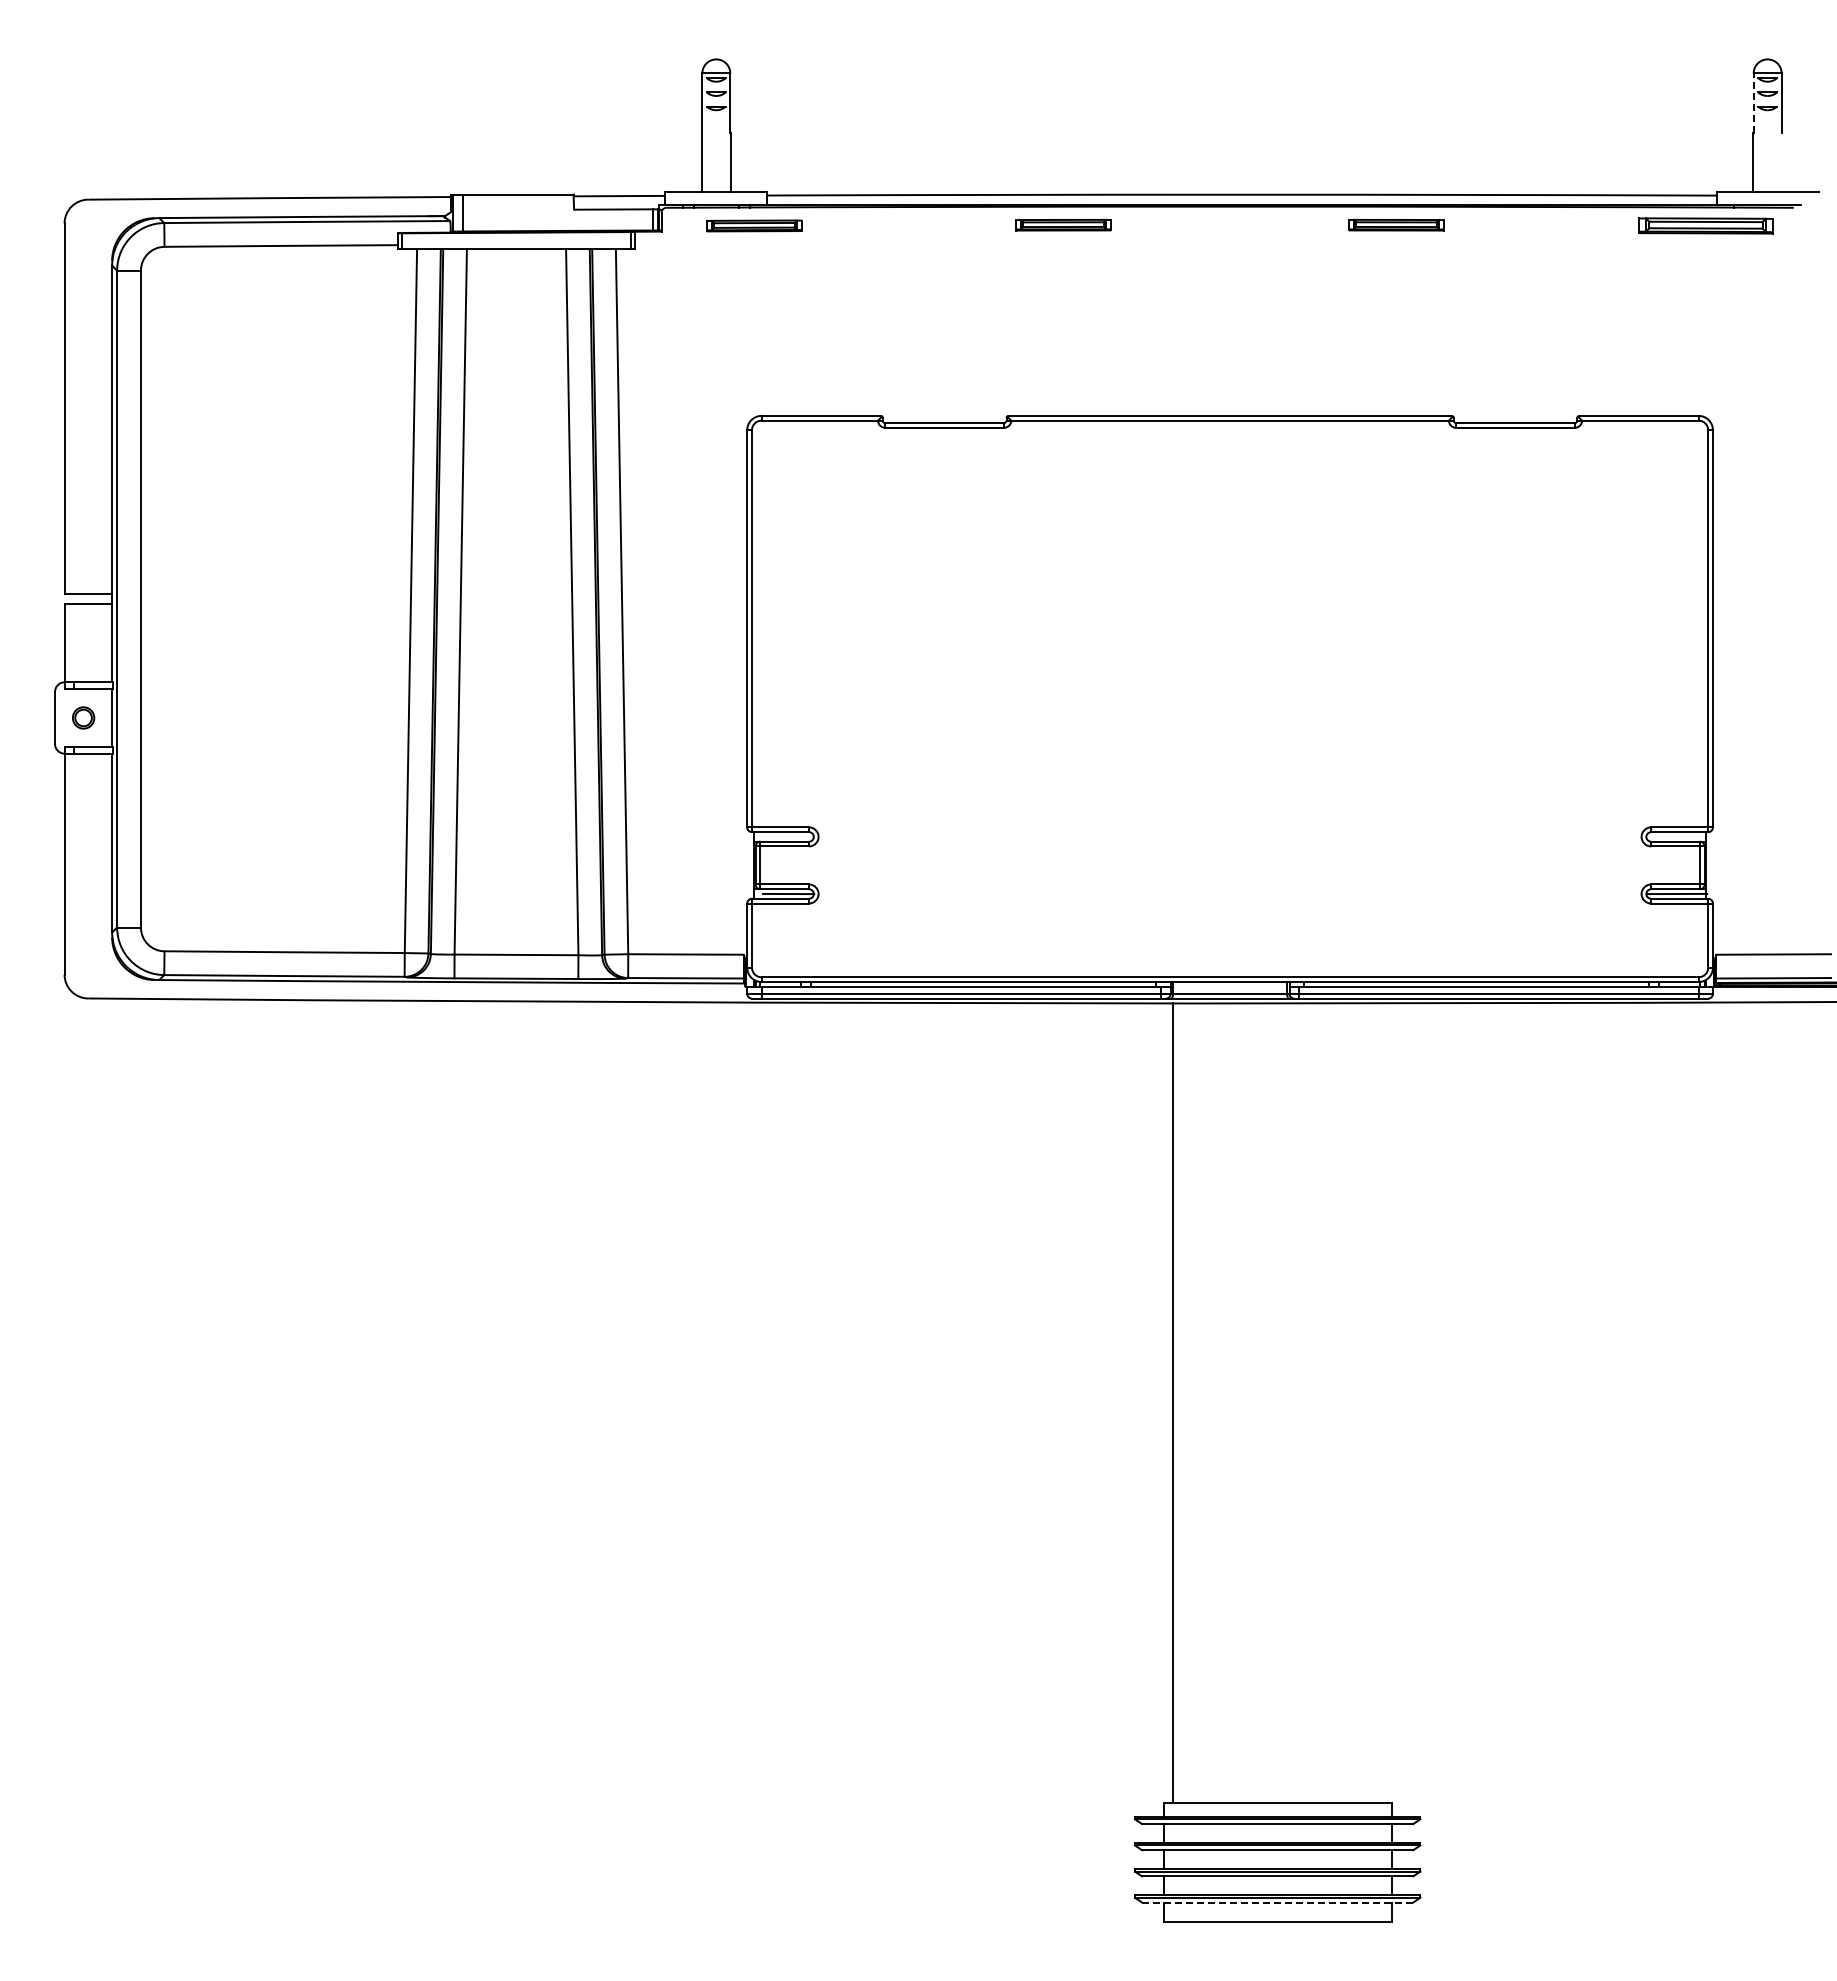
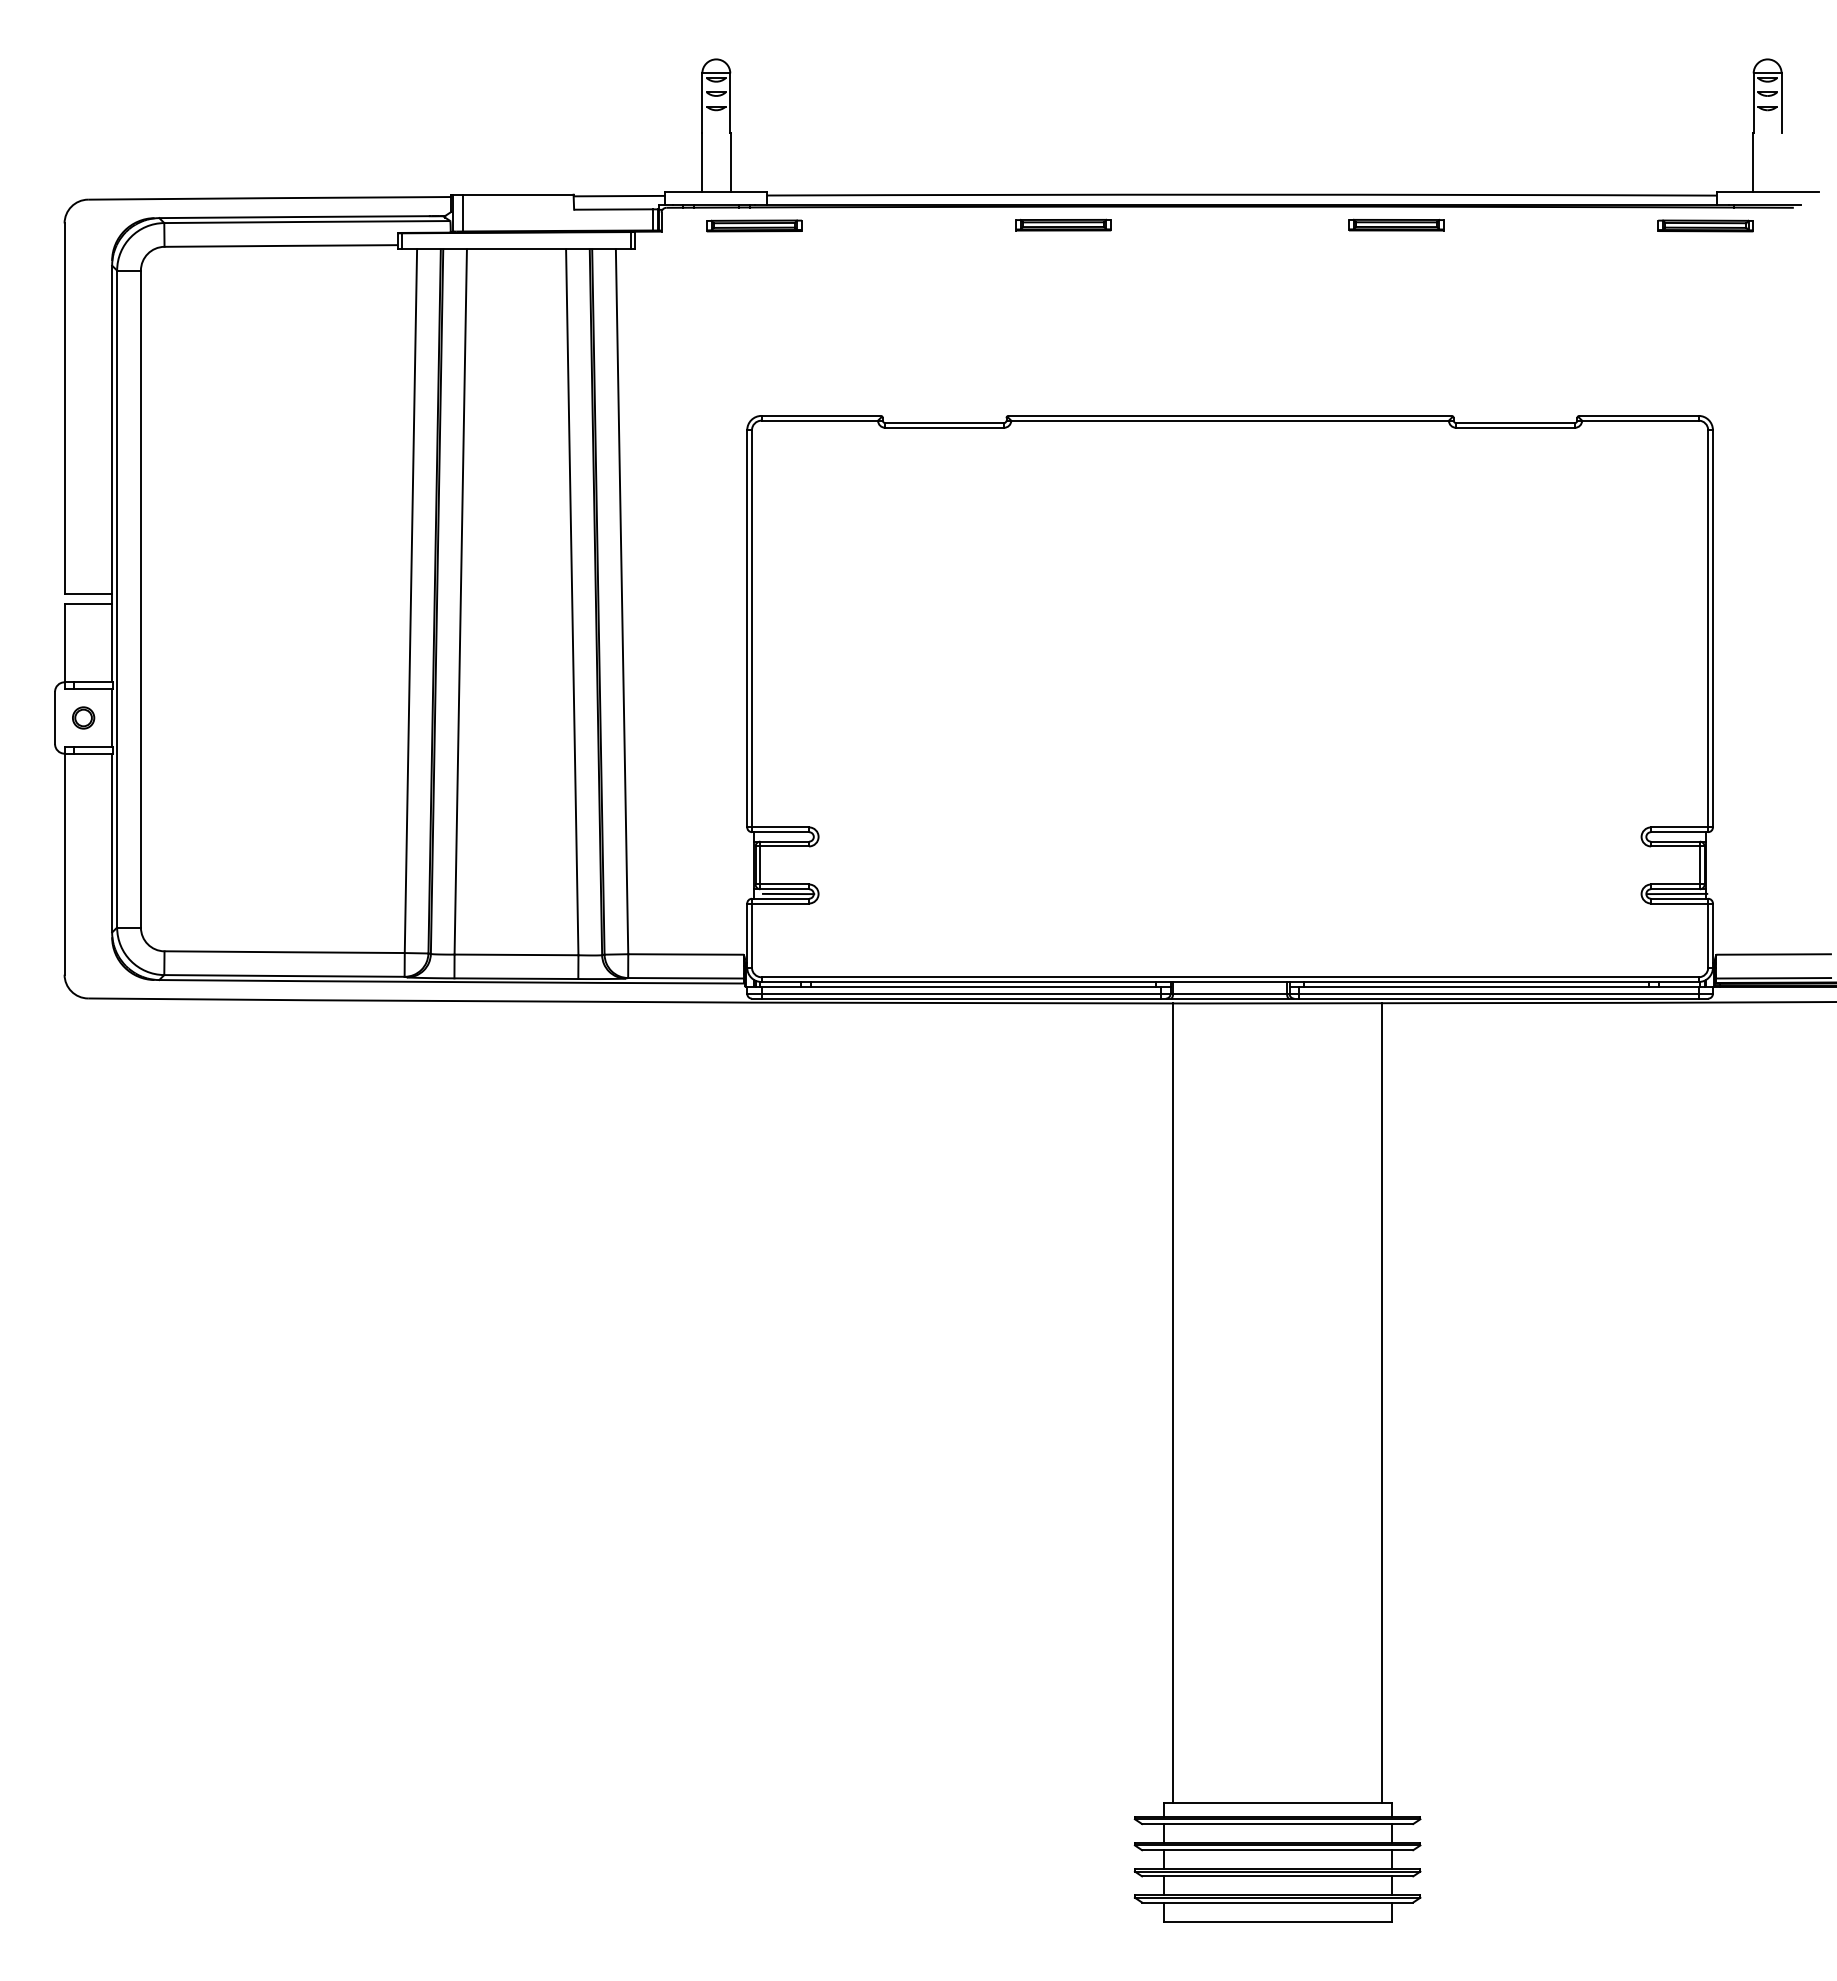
line: dashed -> solid (1753, 103)
part size: 136x18 px -> 97x14 px (1705, 225)
line: none -> present (1382, 1402)
line: dashed -> solid (1277, 1902)
